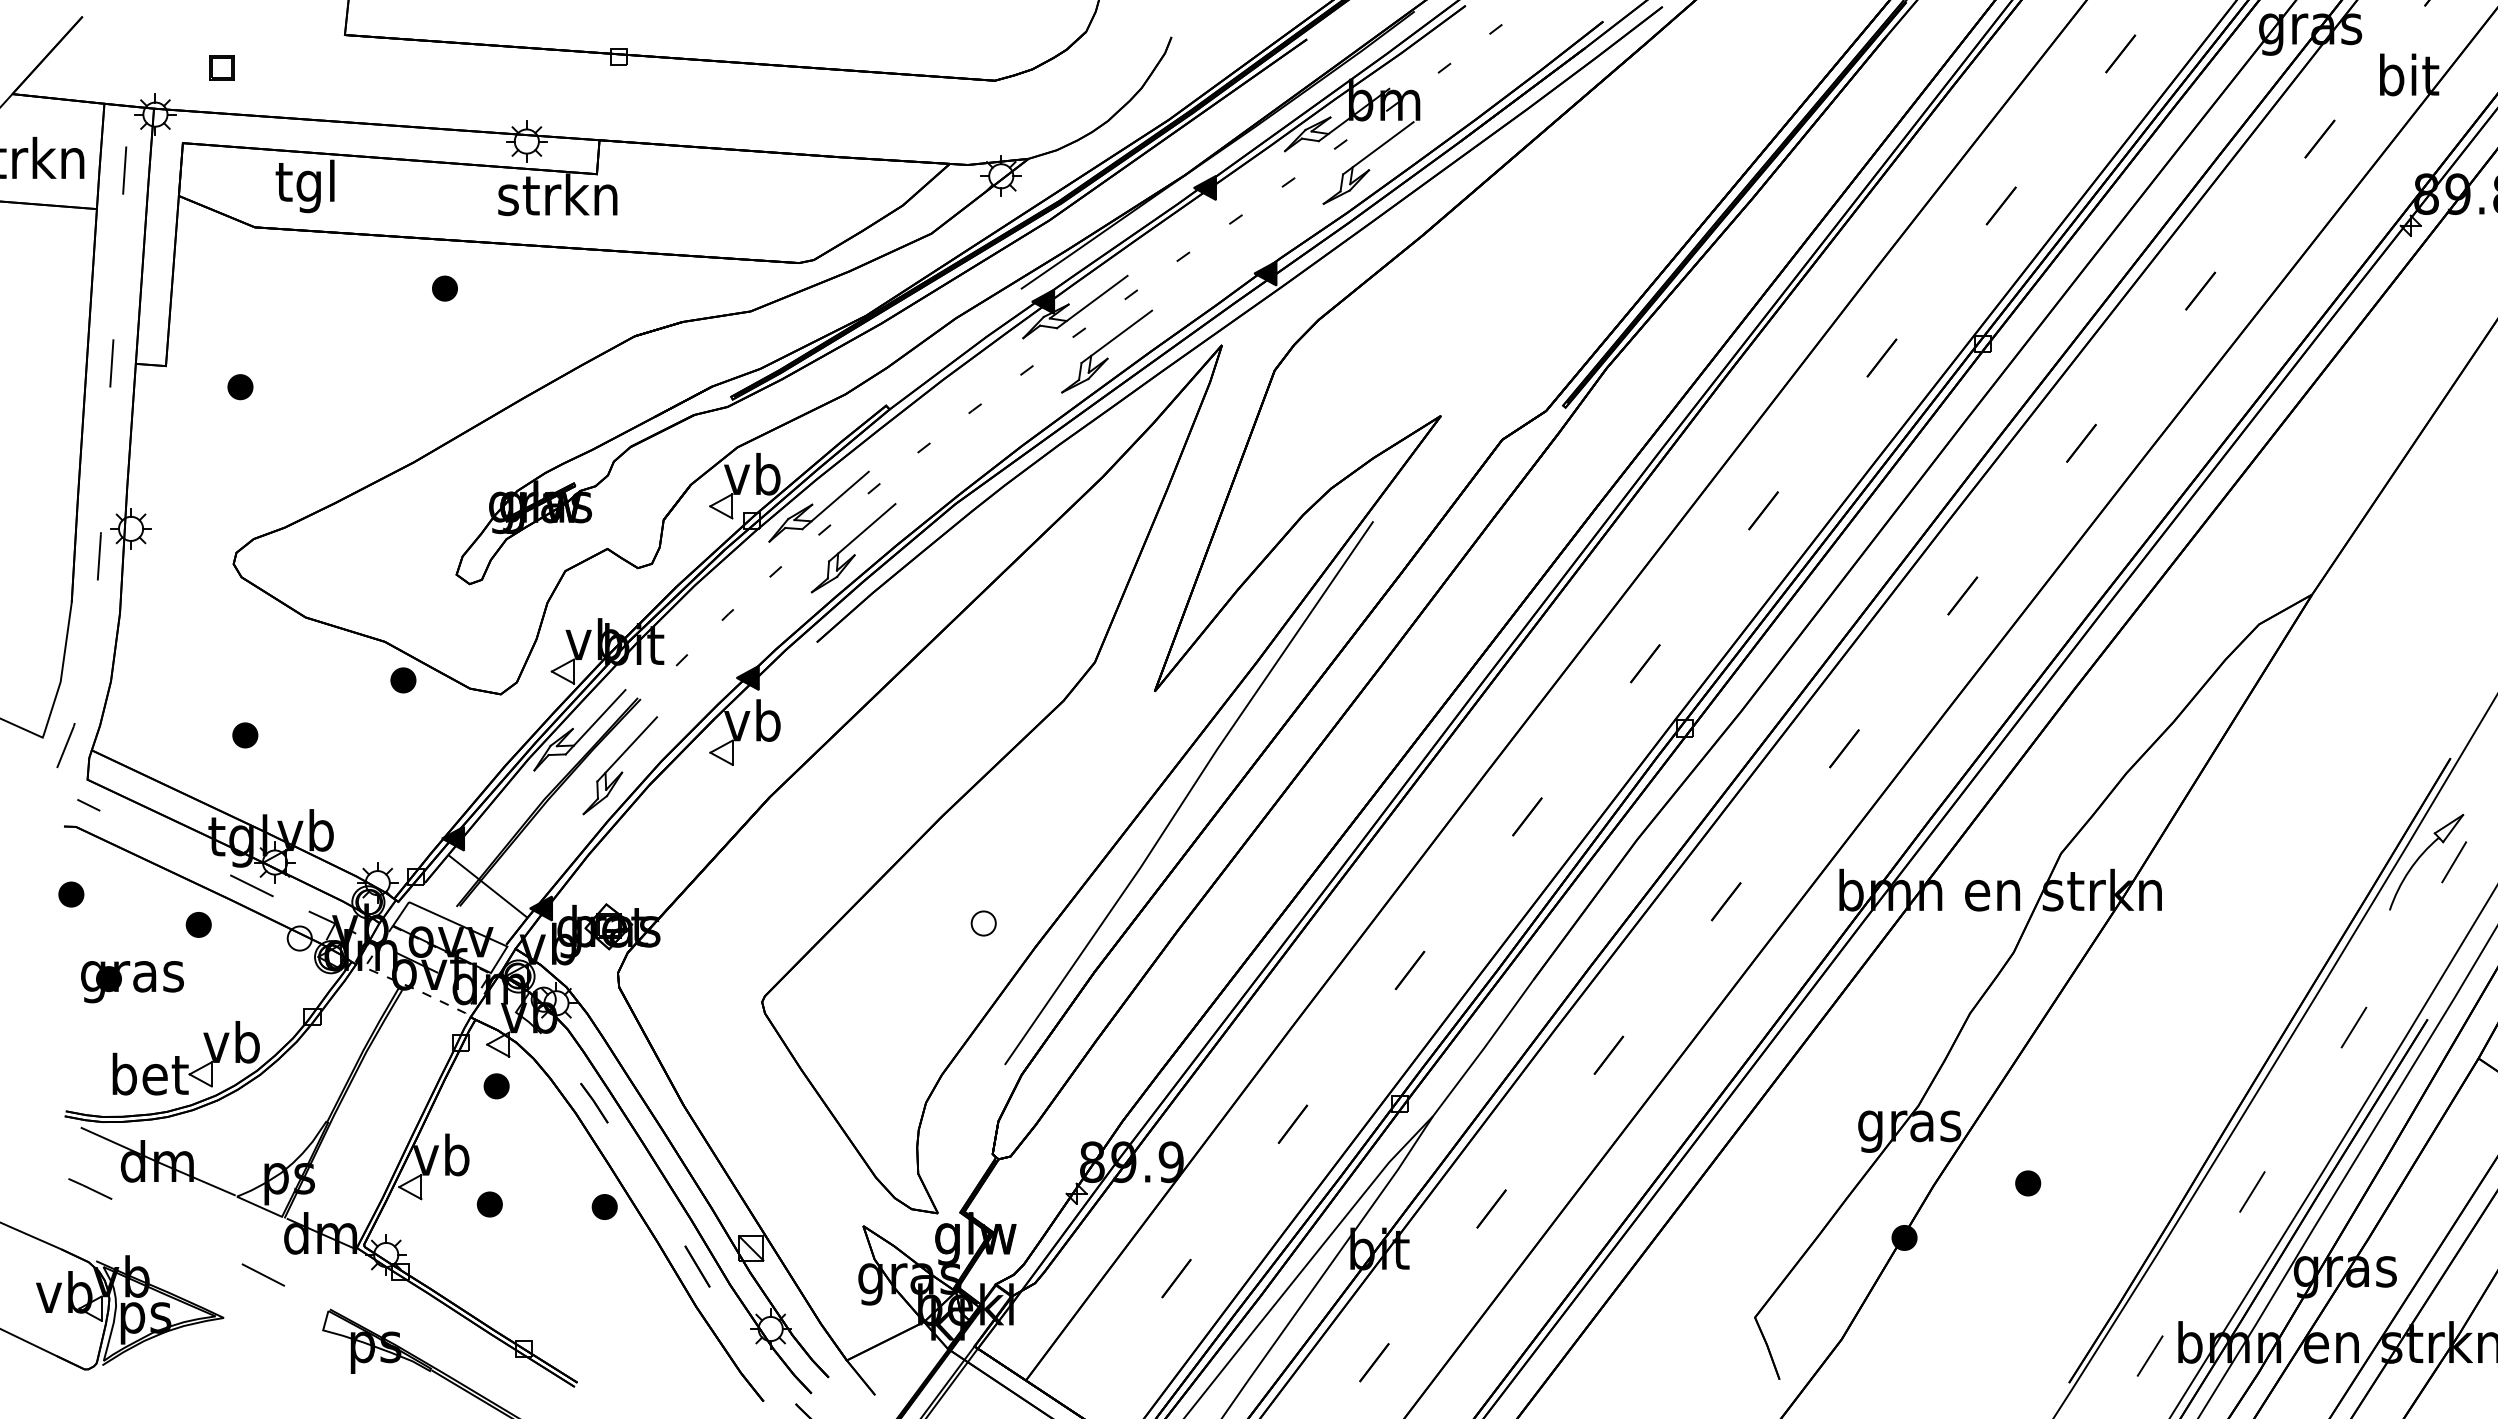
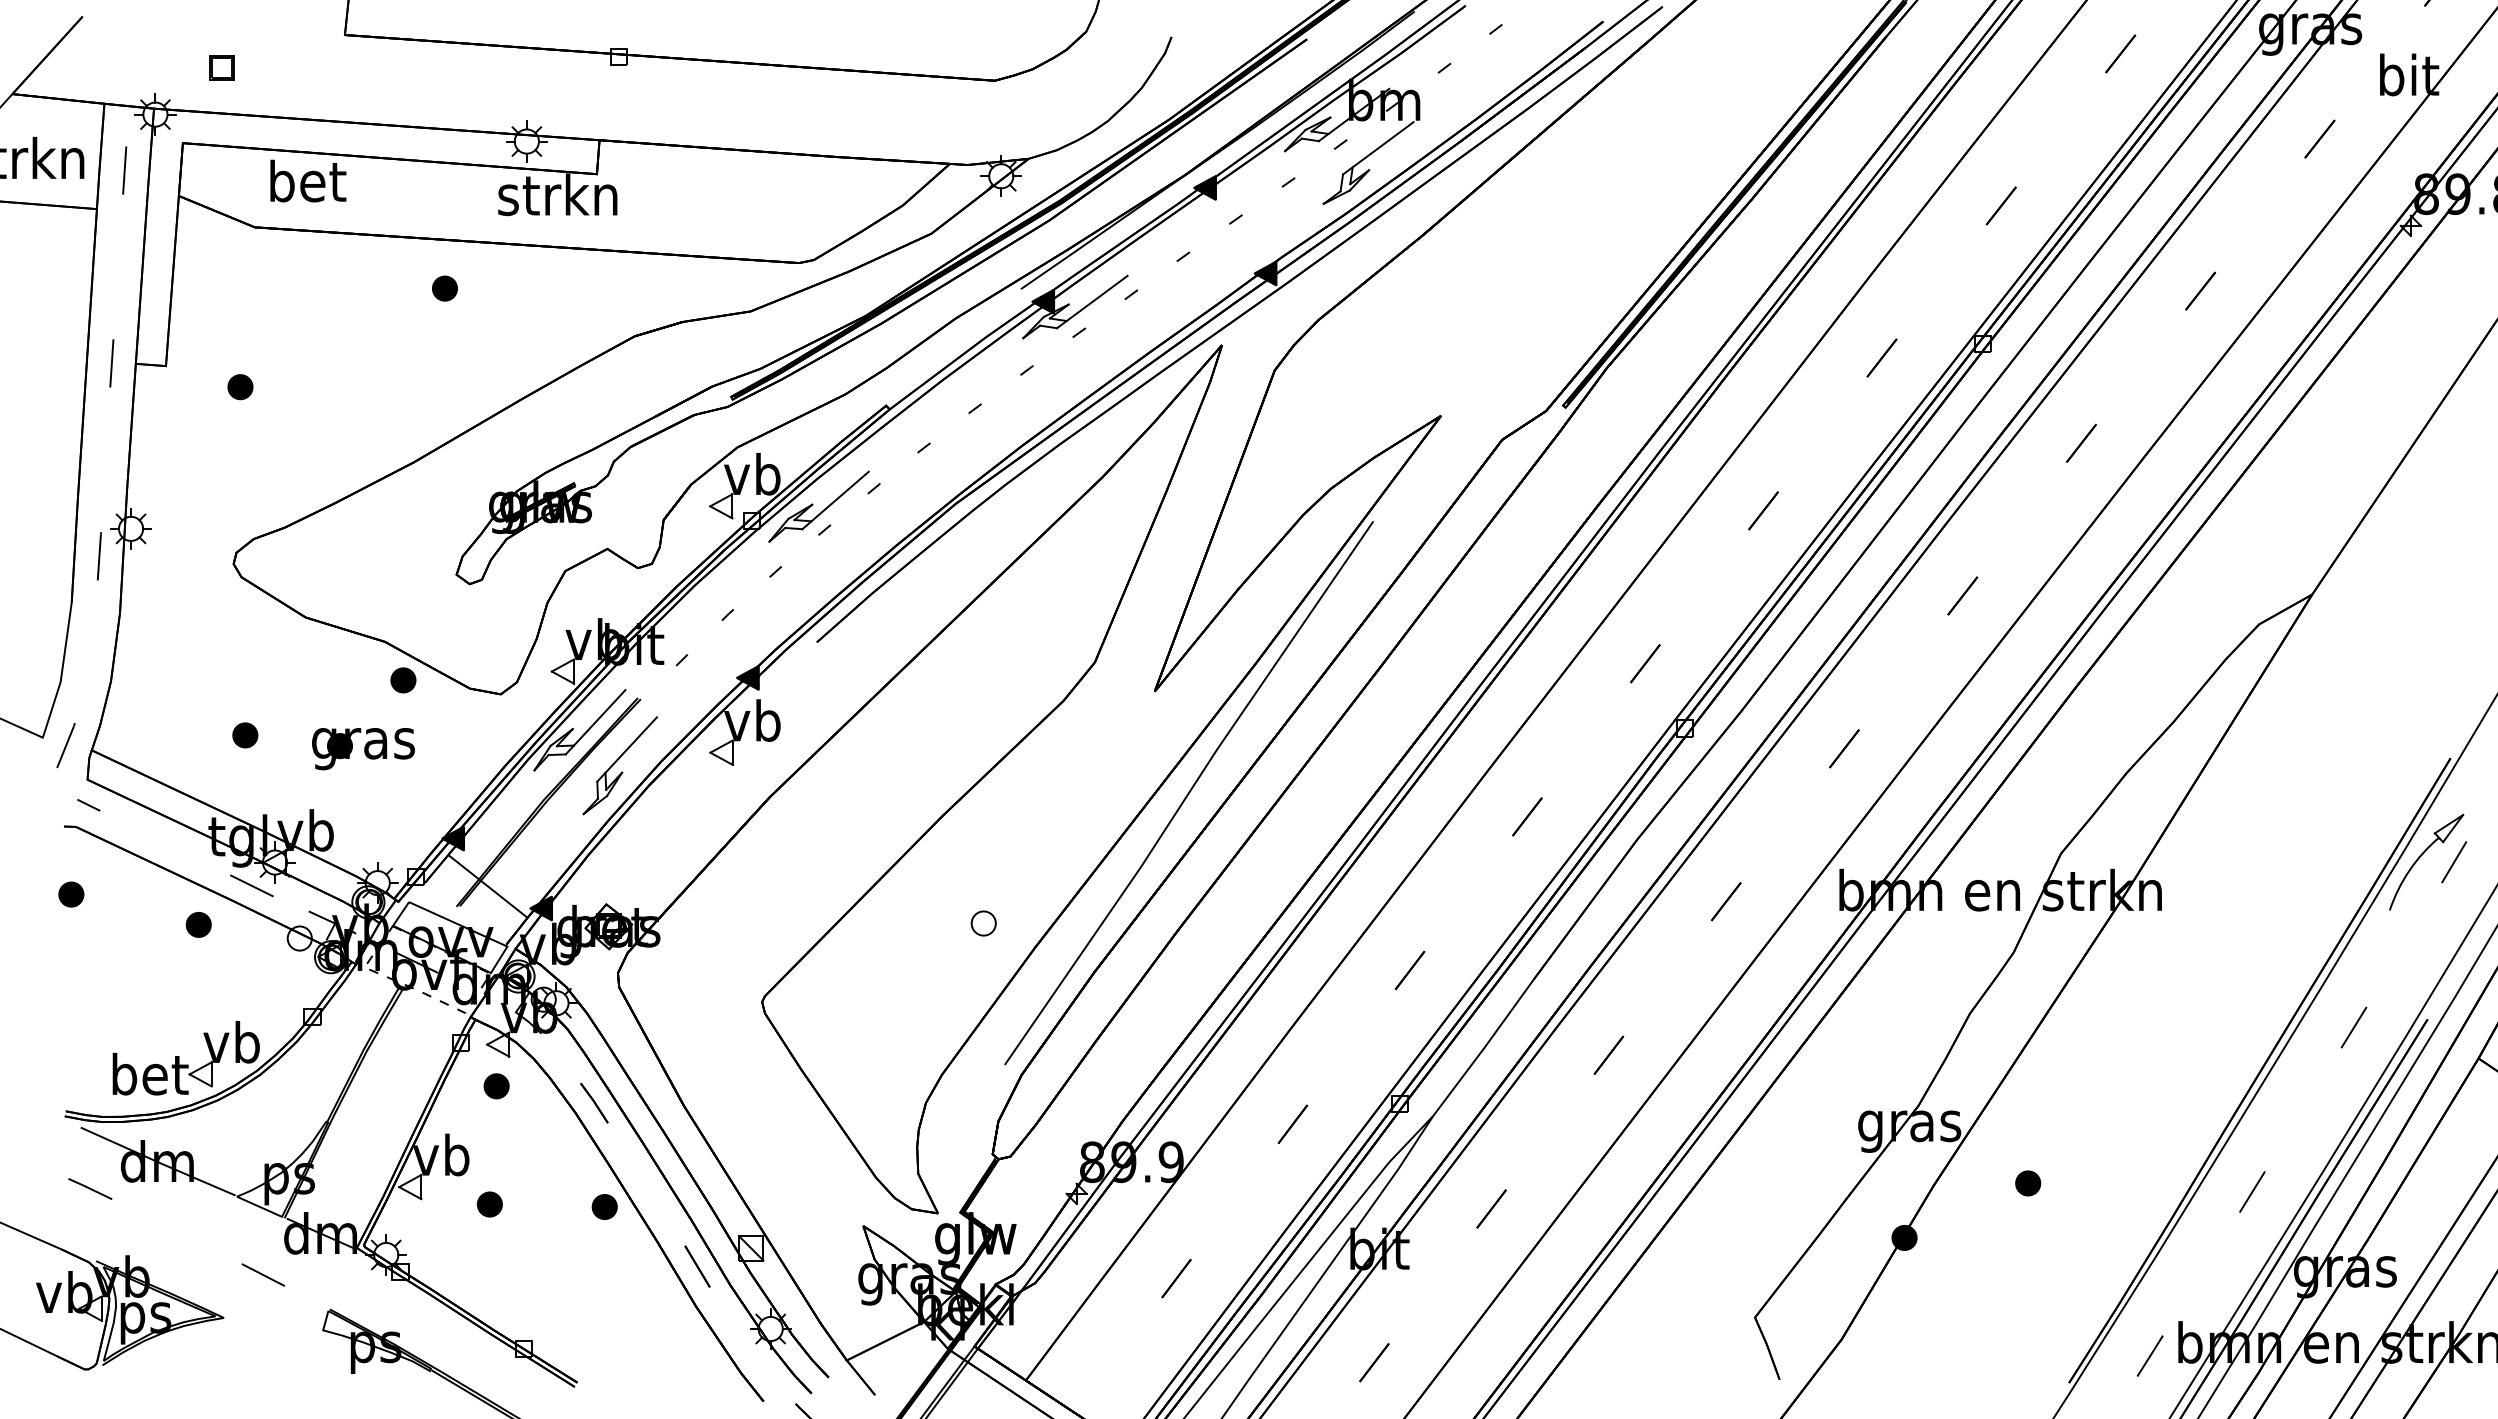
text: tgl -> bet (308, 186)
part: present -> none (1107, 351)
part: present -> none (853, 548)
part position: (132, 982) -> (363, 749) (363, 749)
